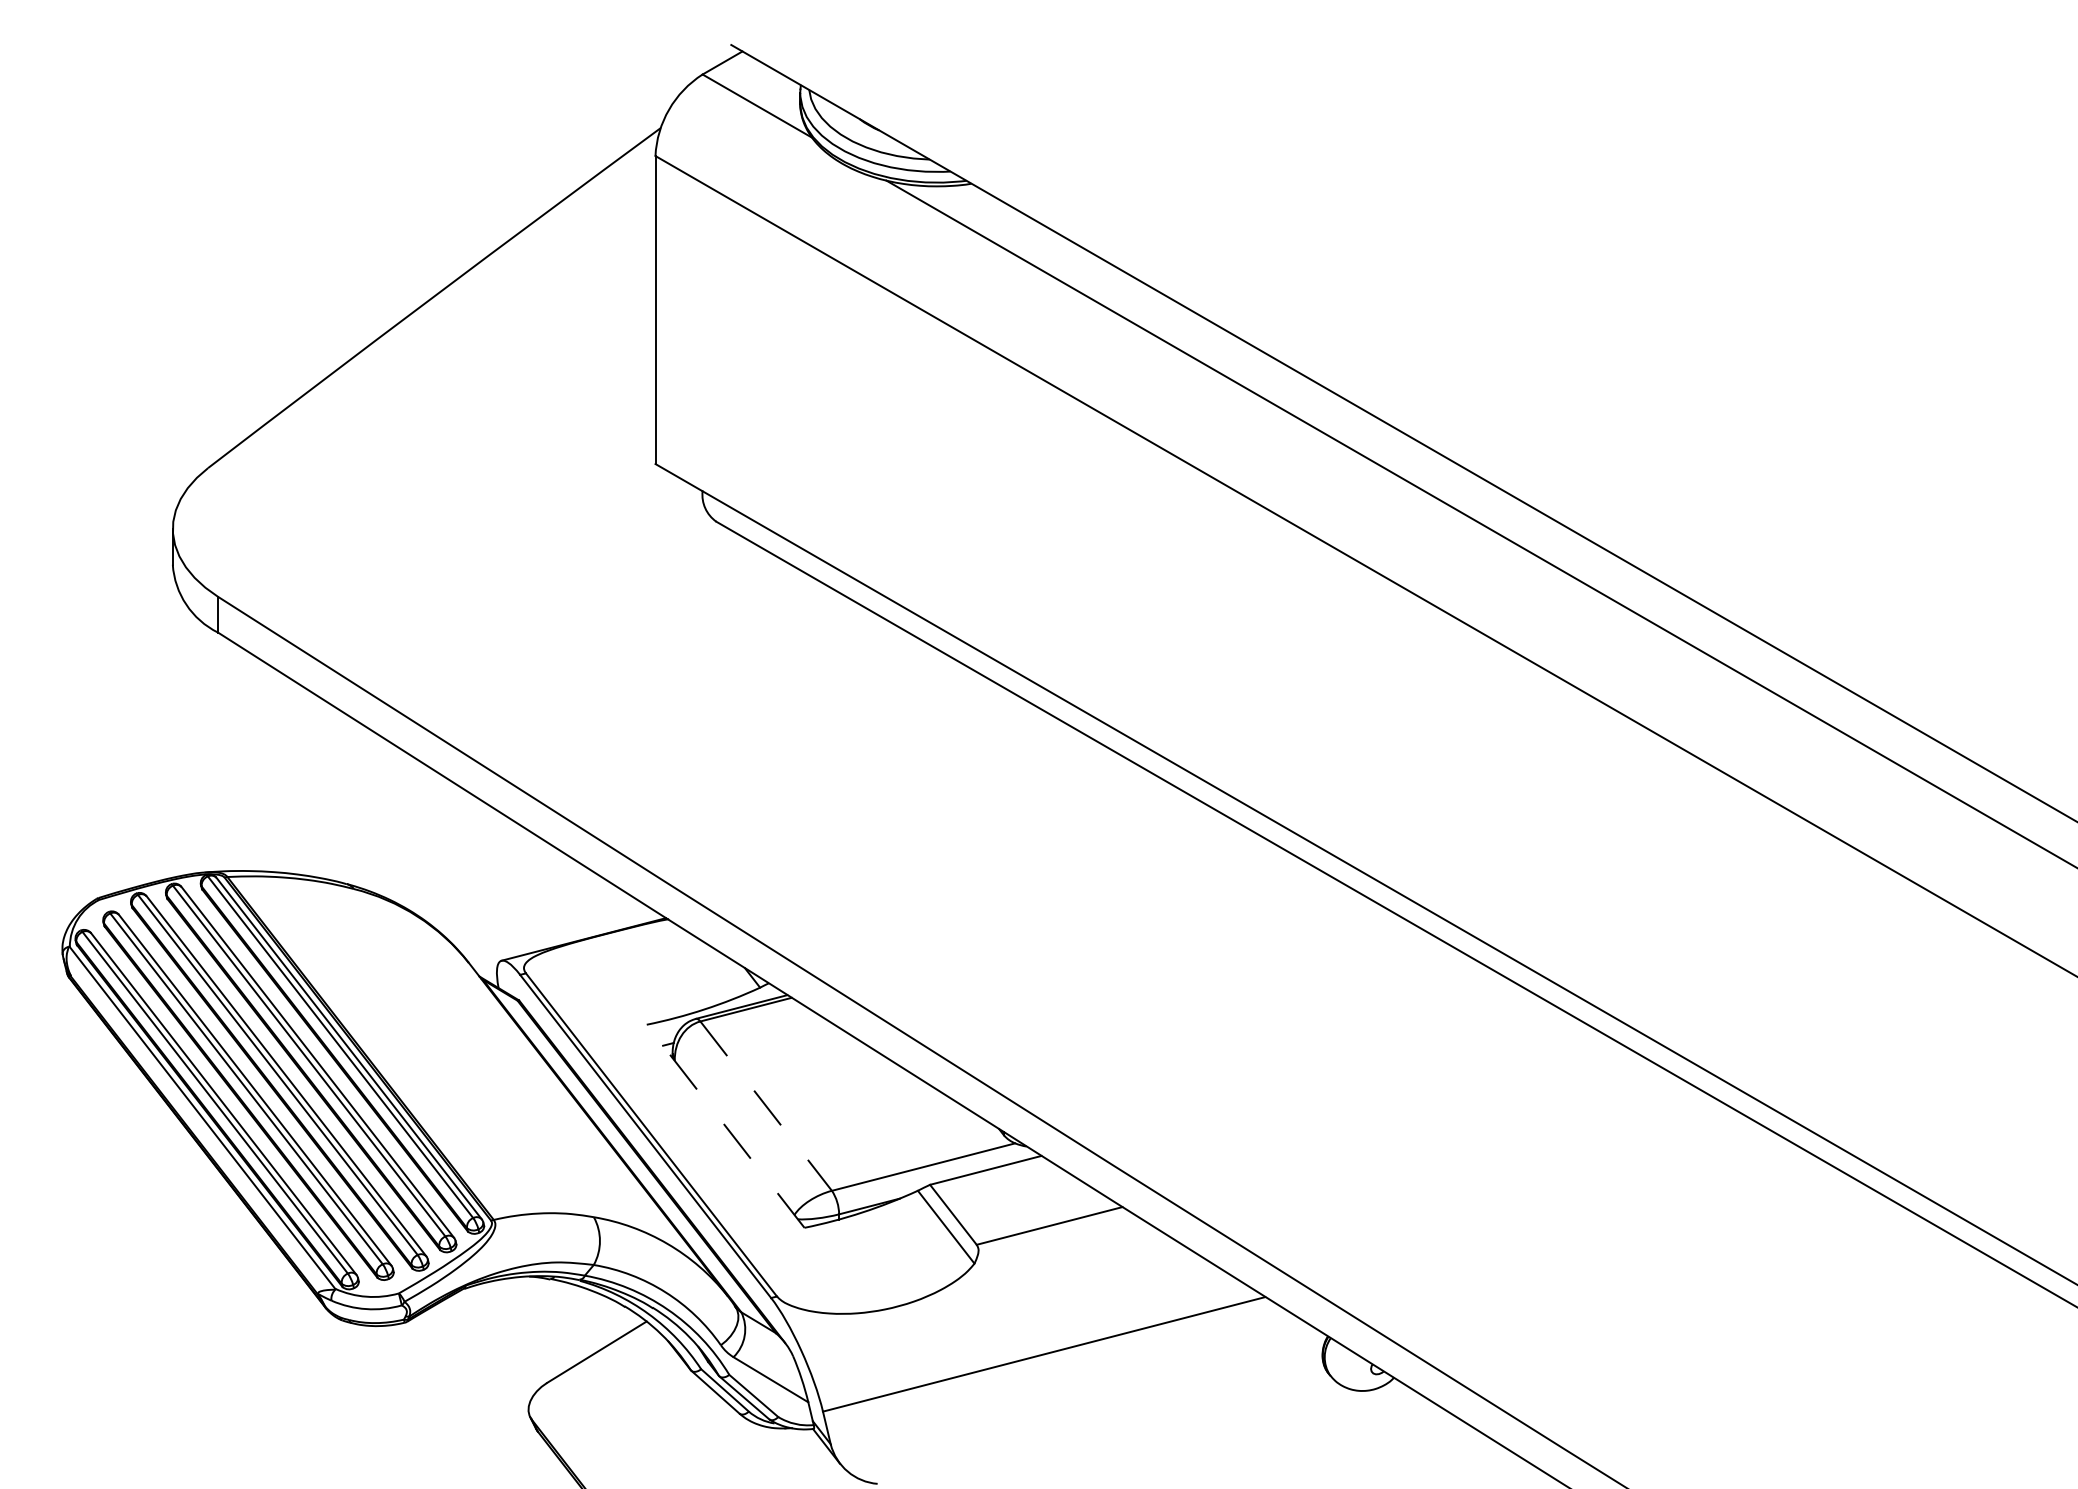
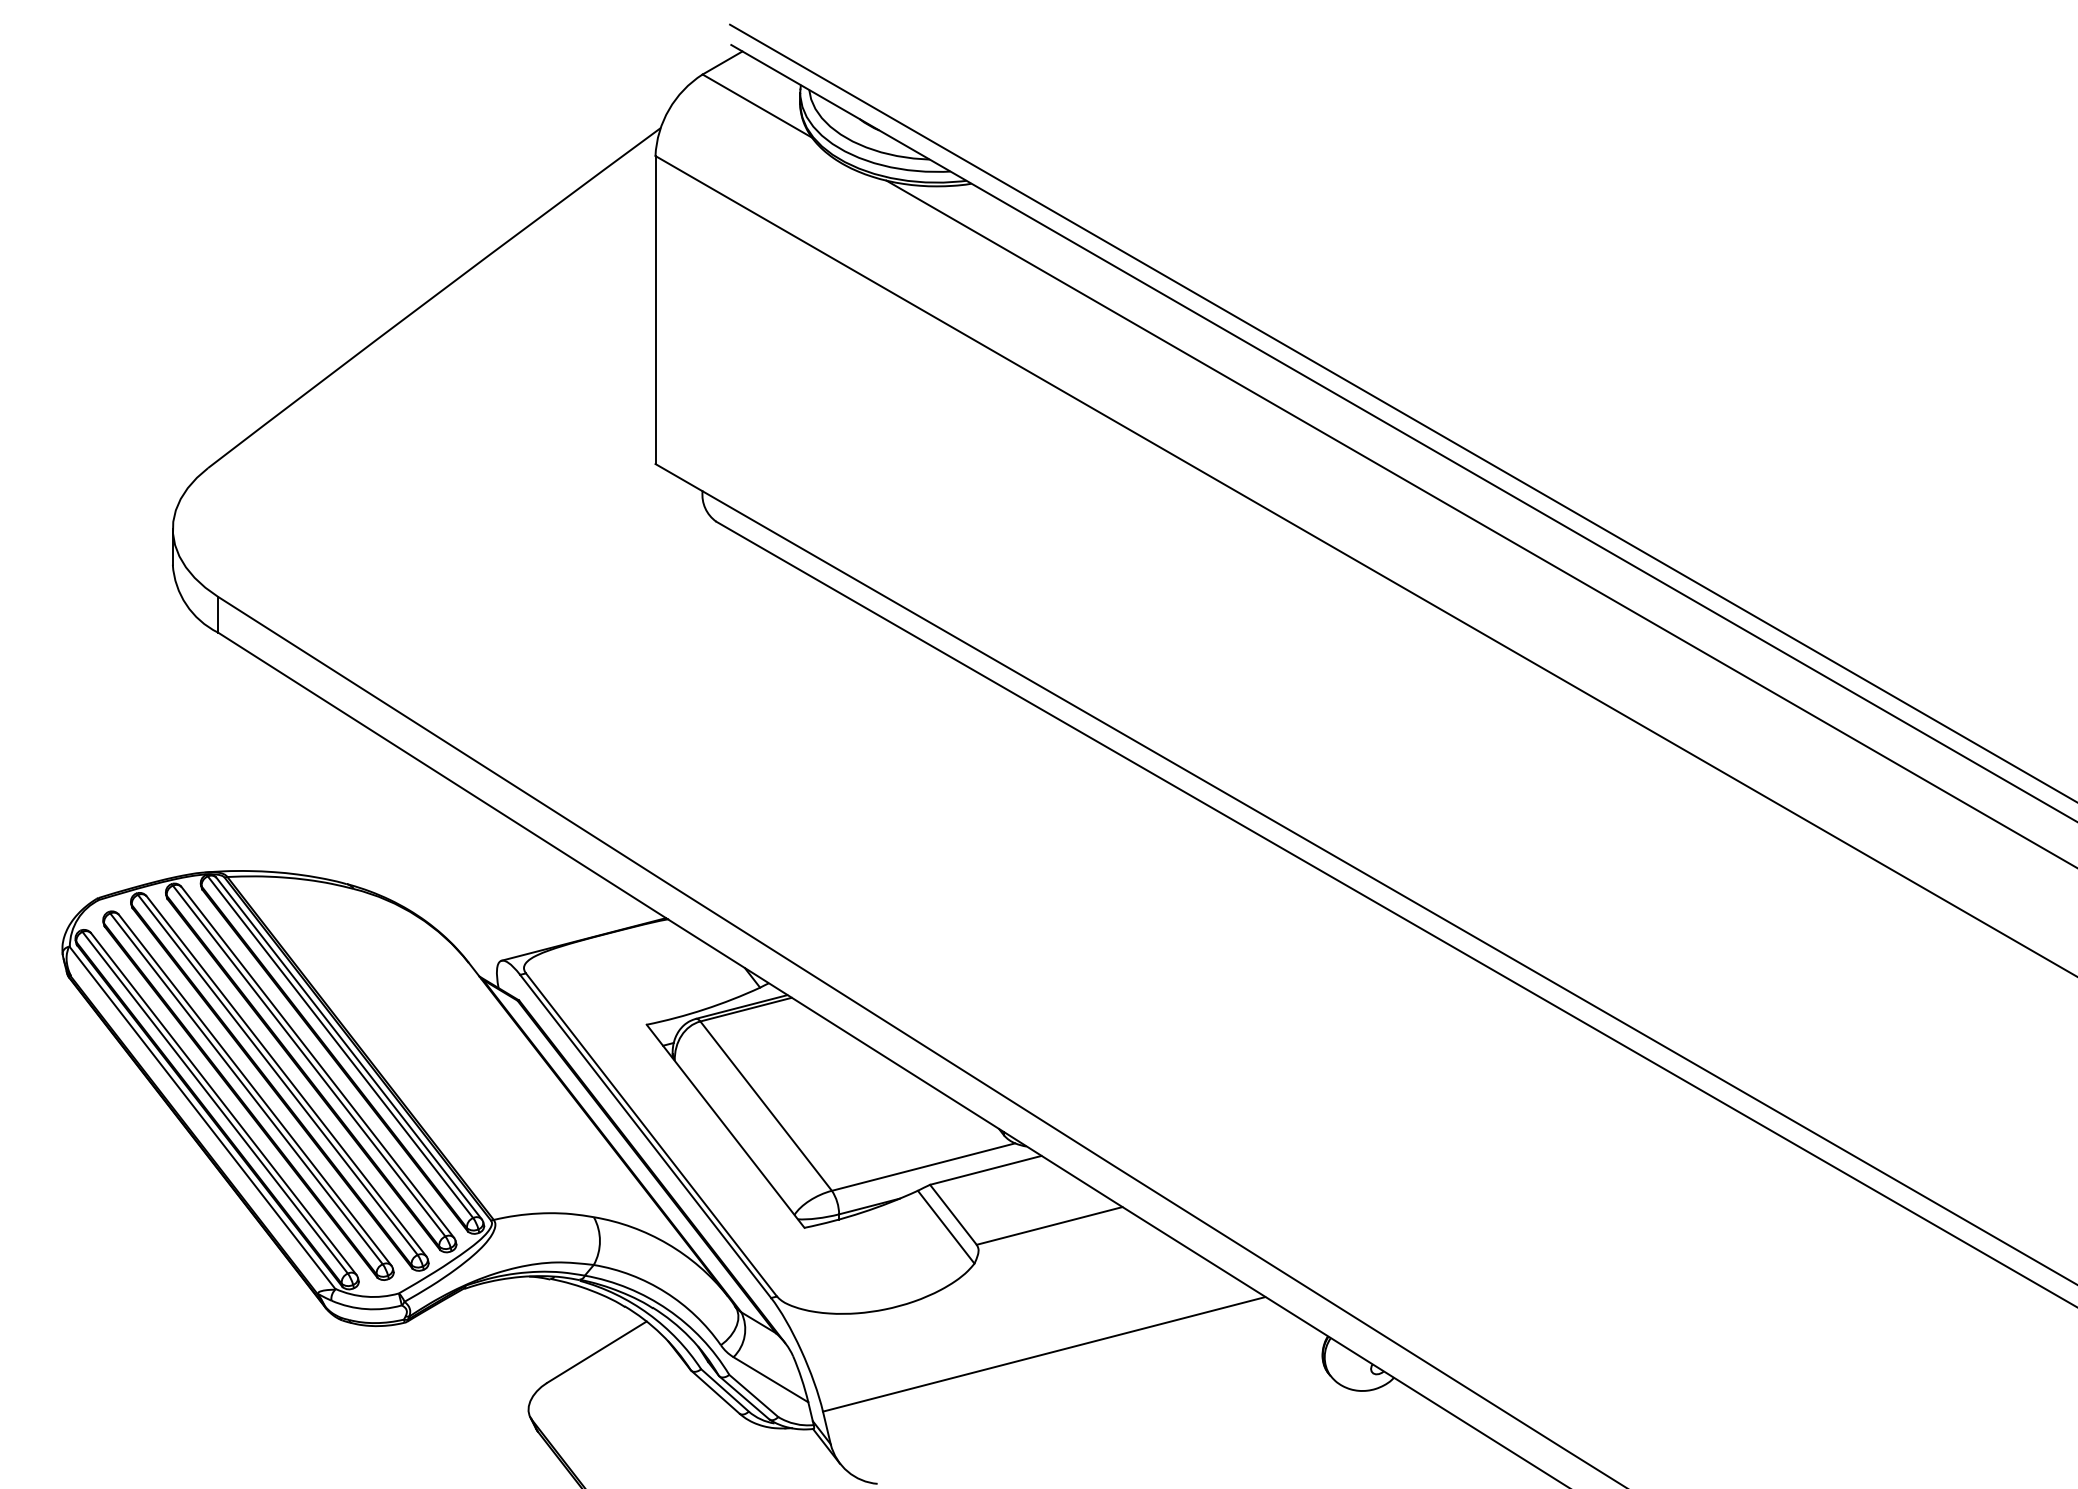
line: none -> present (1402, 412)
line: dashed -> solid (766, 1106)
line: dashed -> solid (725, 1126)
